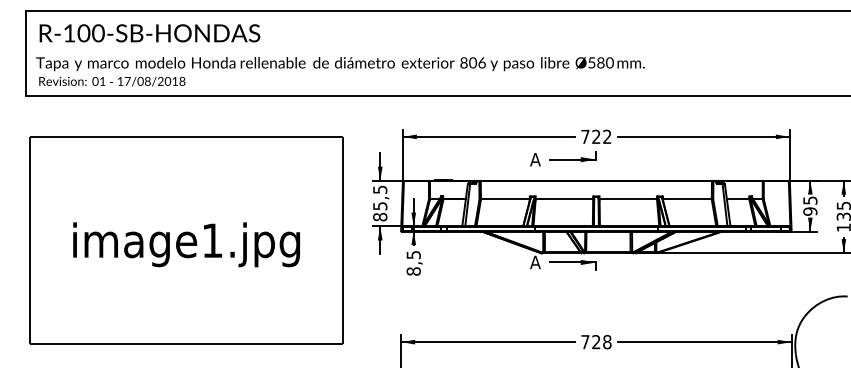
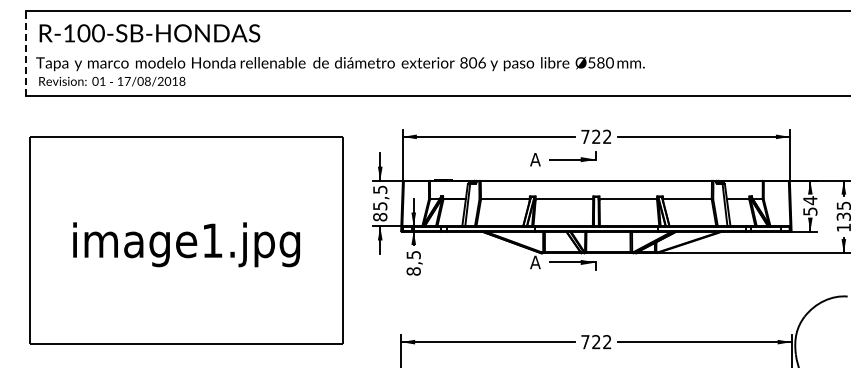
line: solid -> dashed (25, 53)
text: 95 -> 54 (810, 205)
text: 728 -> 722 (607, 342)
